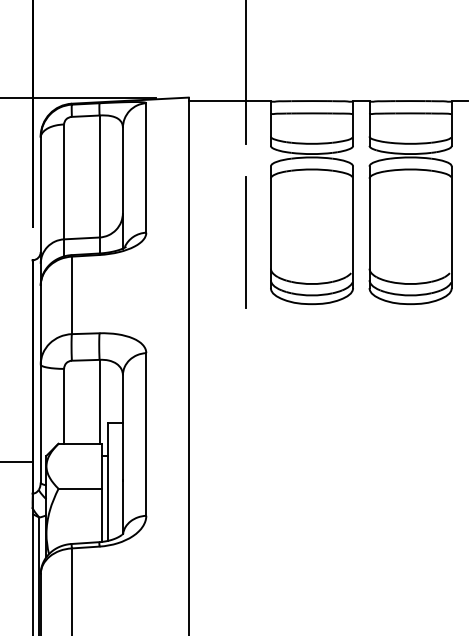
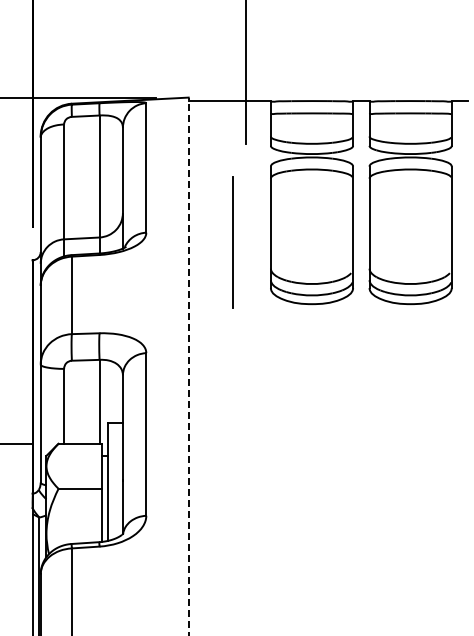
line position: (245, 242) -> (232, 242) (232, 242)
line: solid -> dashed (188, 366)
line position: (17, 461) -> (17, 443) (17, 443)
